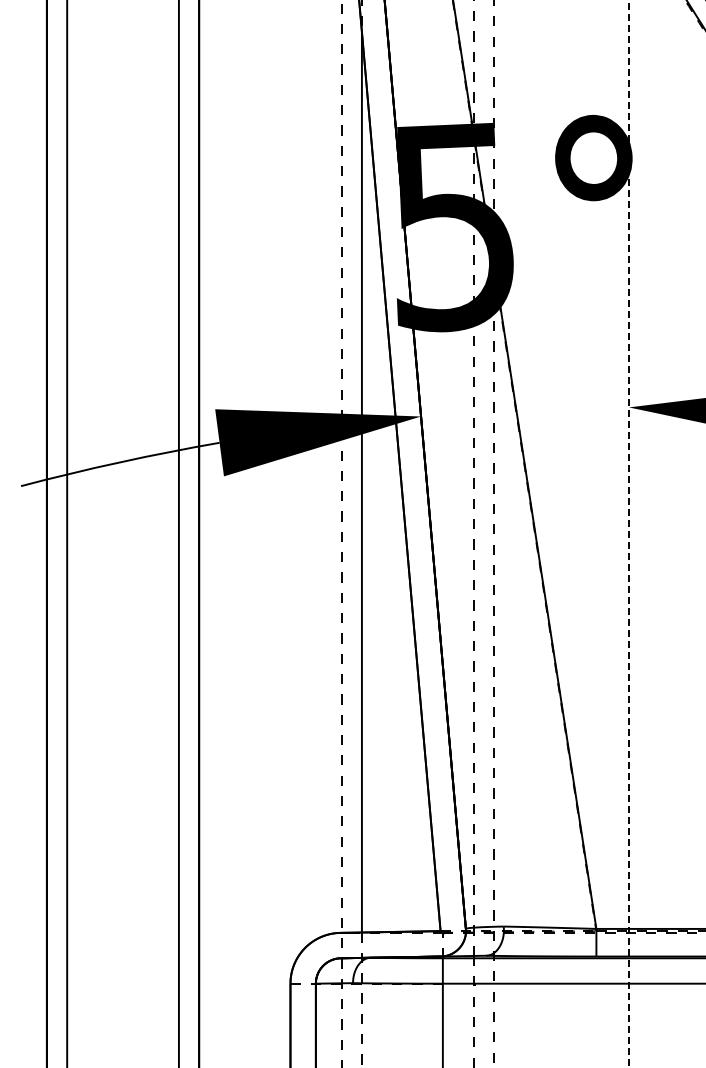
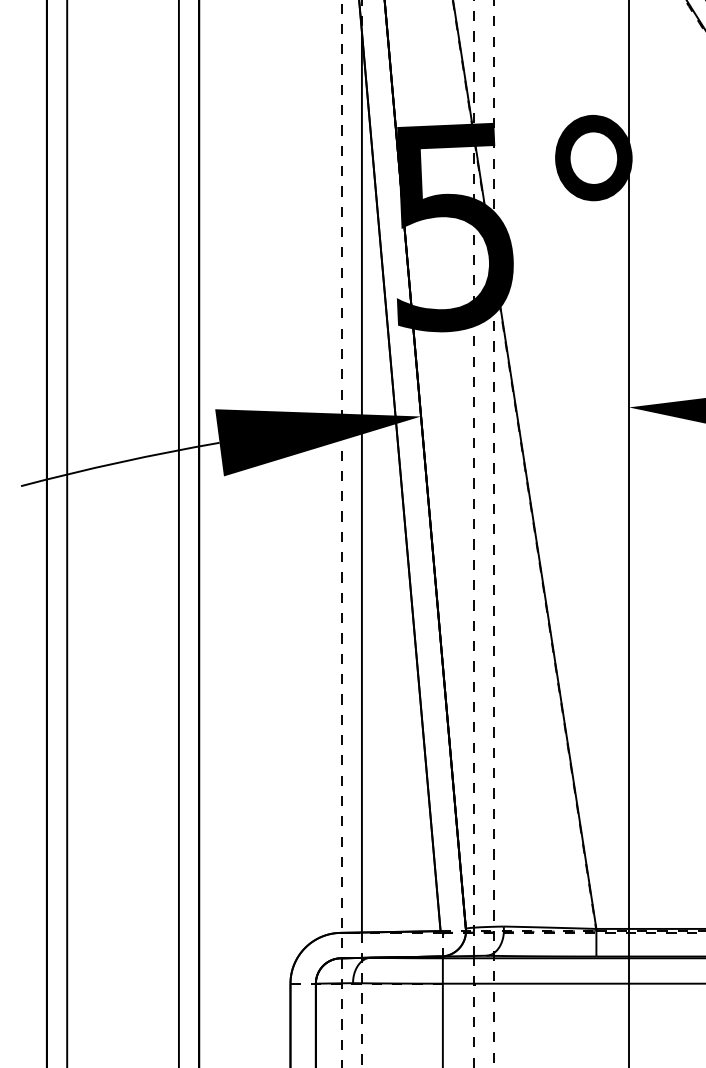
line: dashed -> solid (628, 533)
